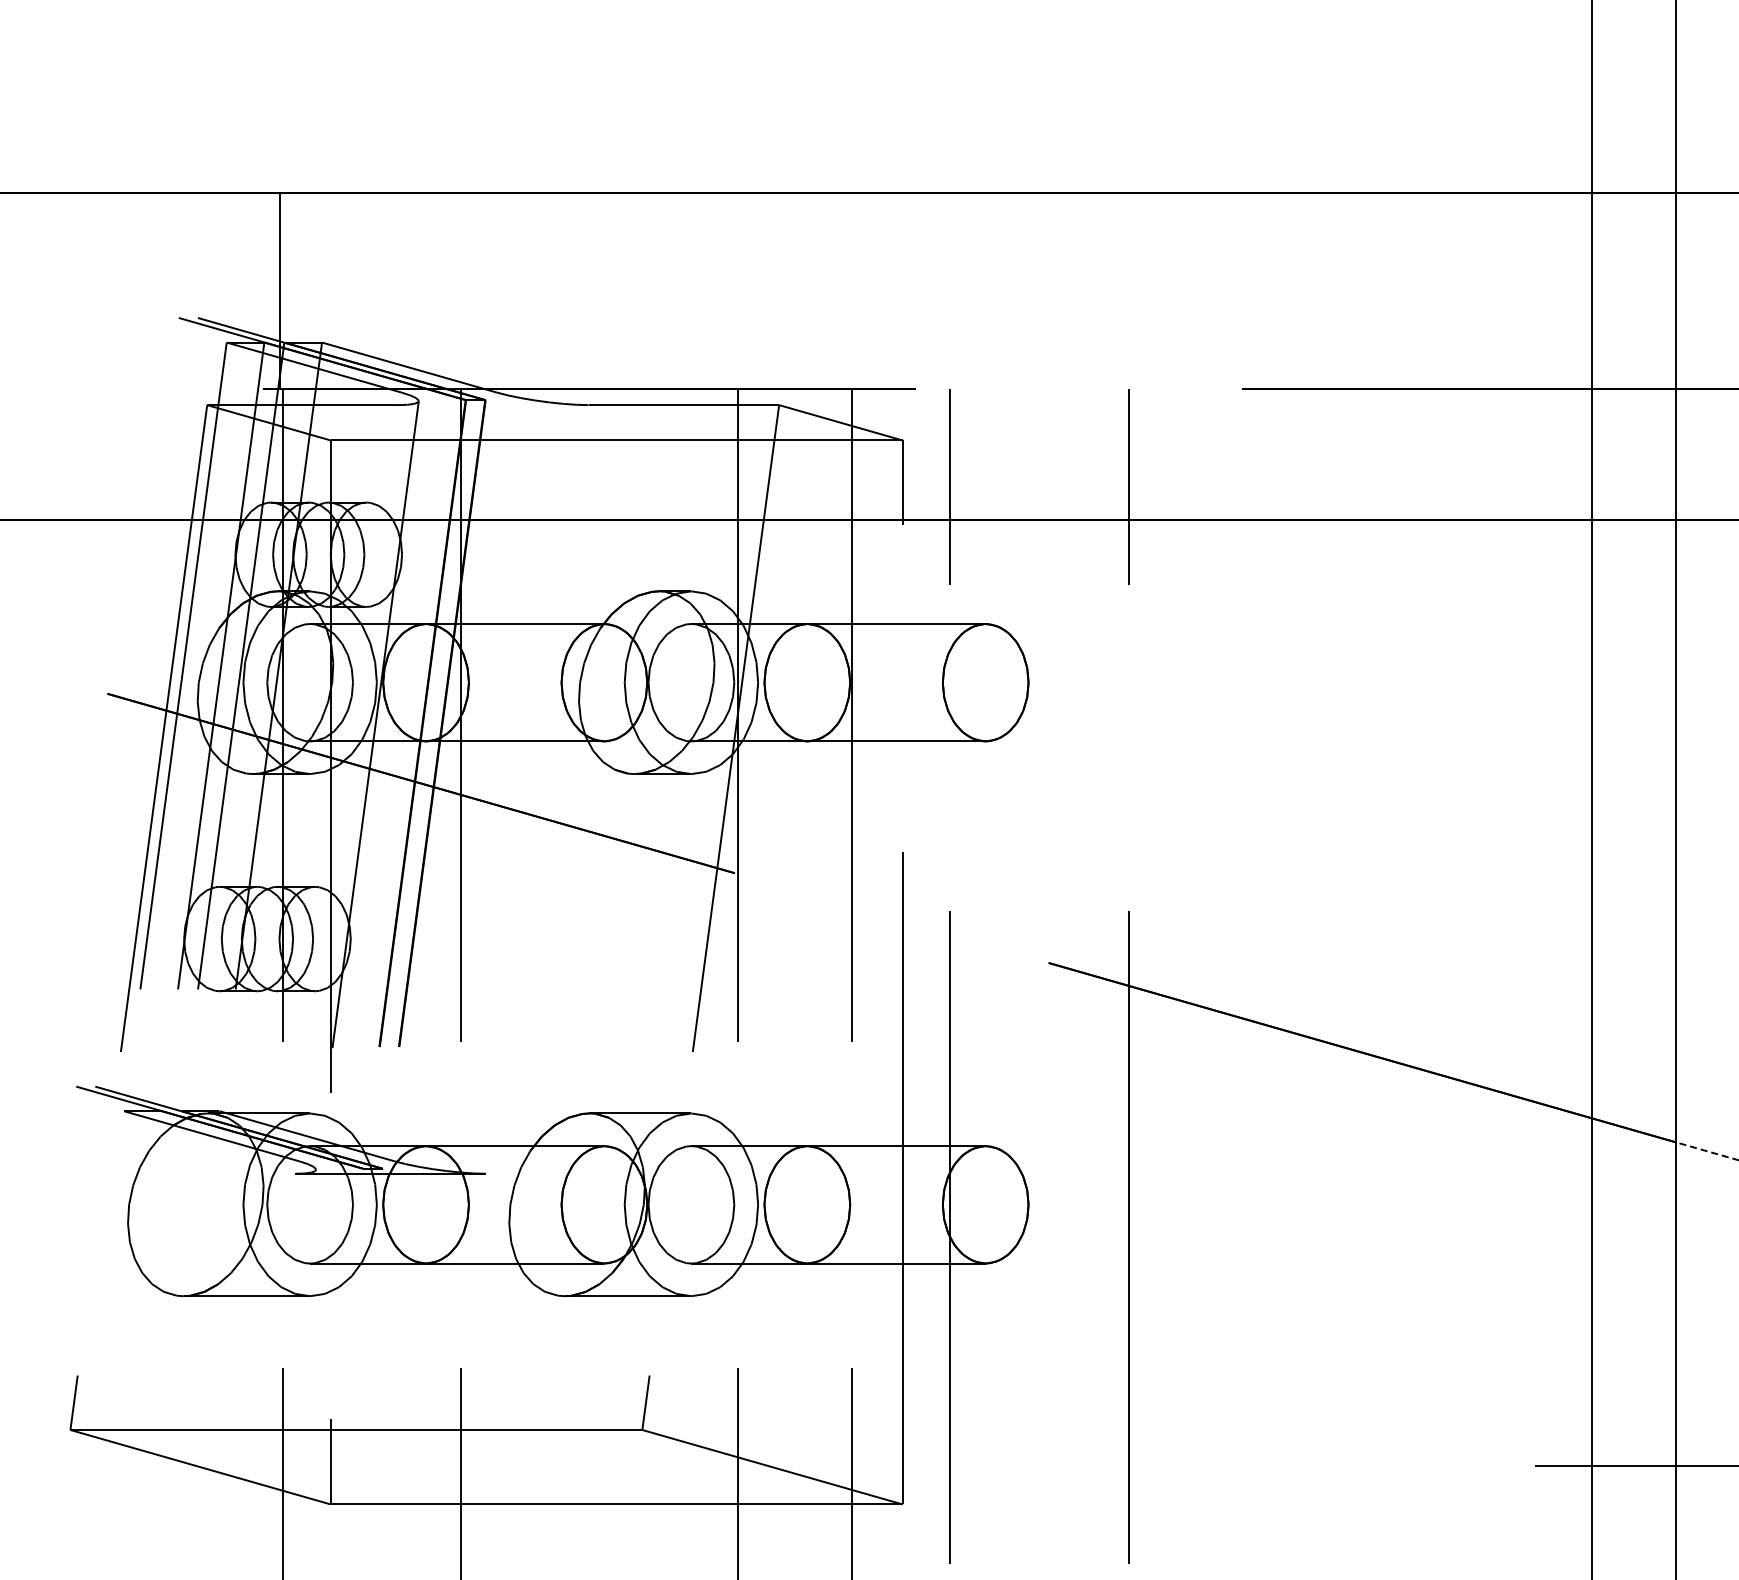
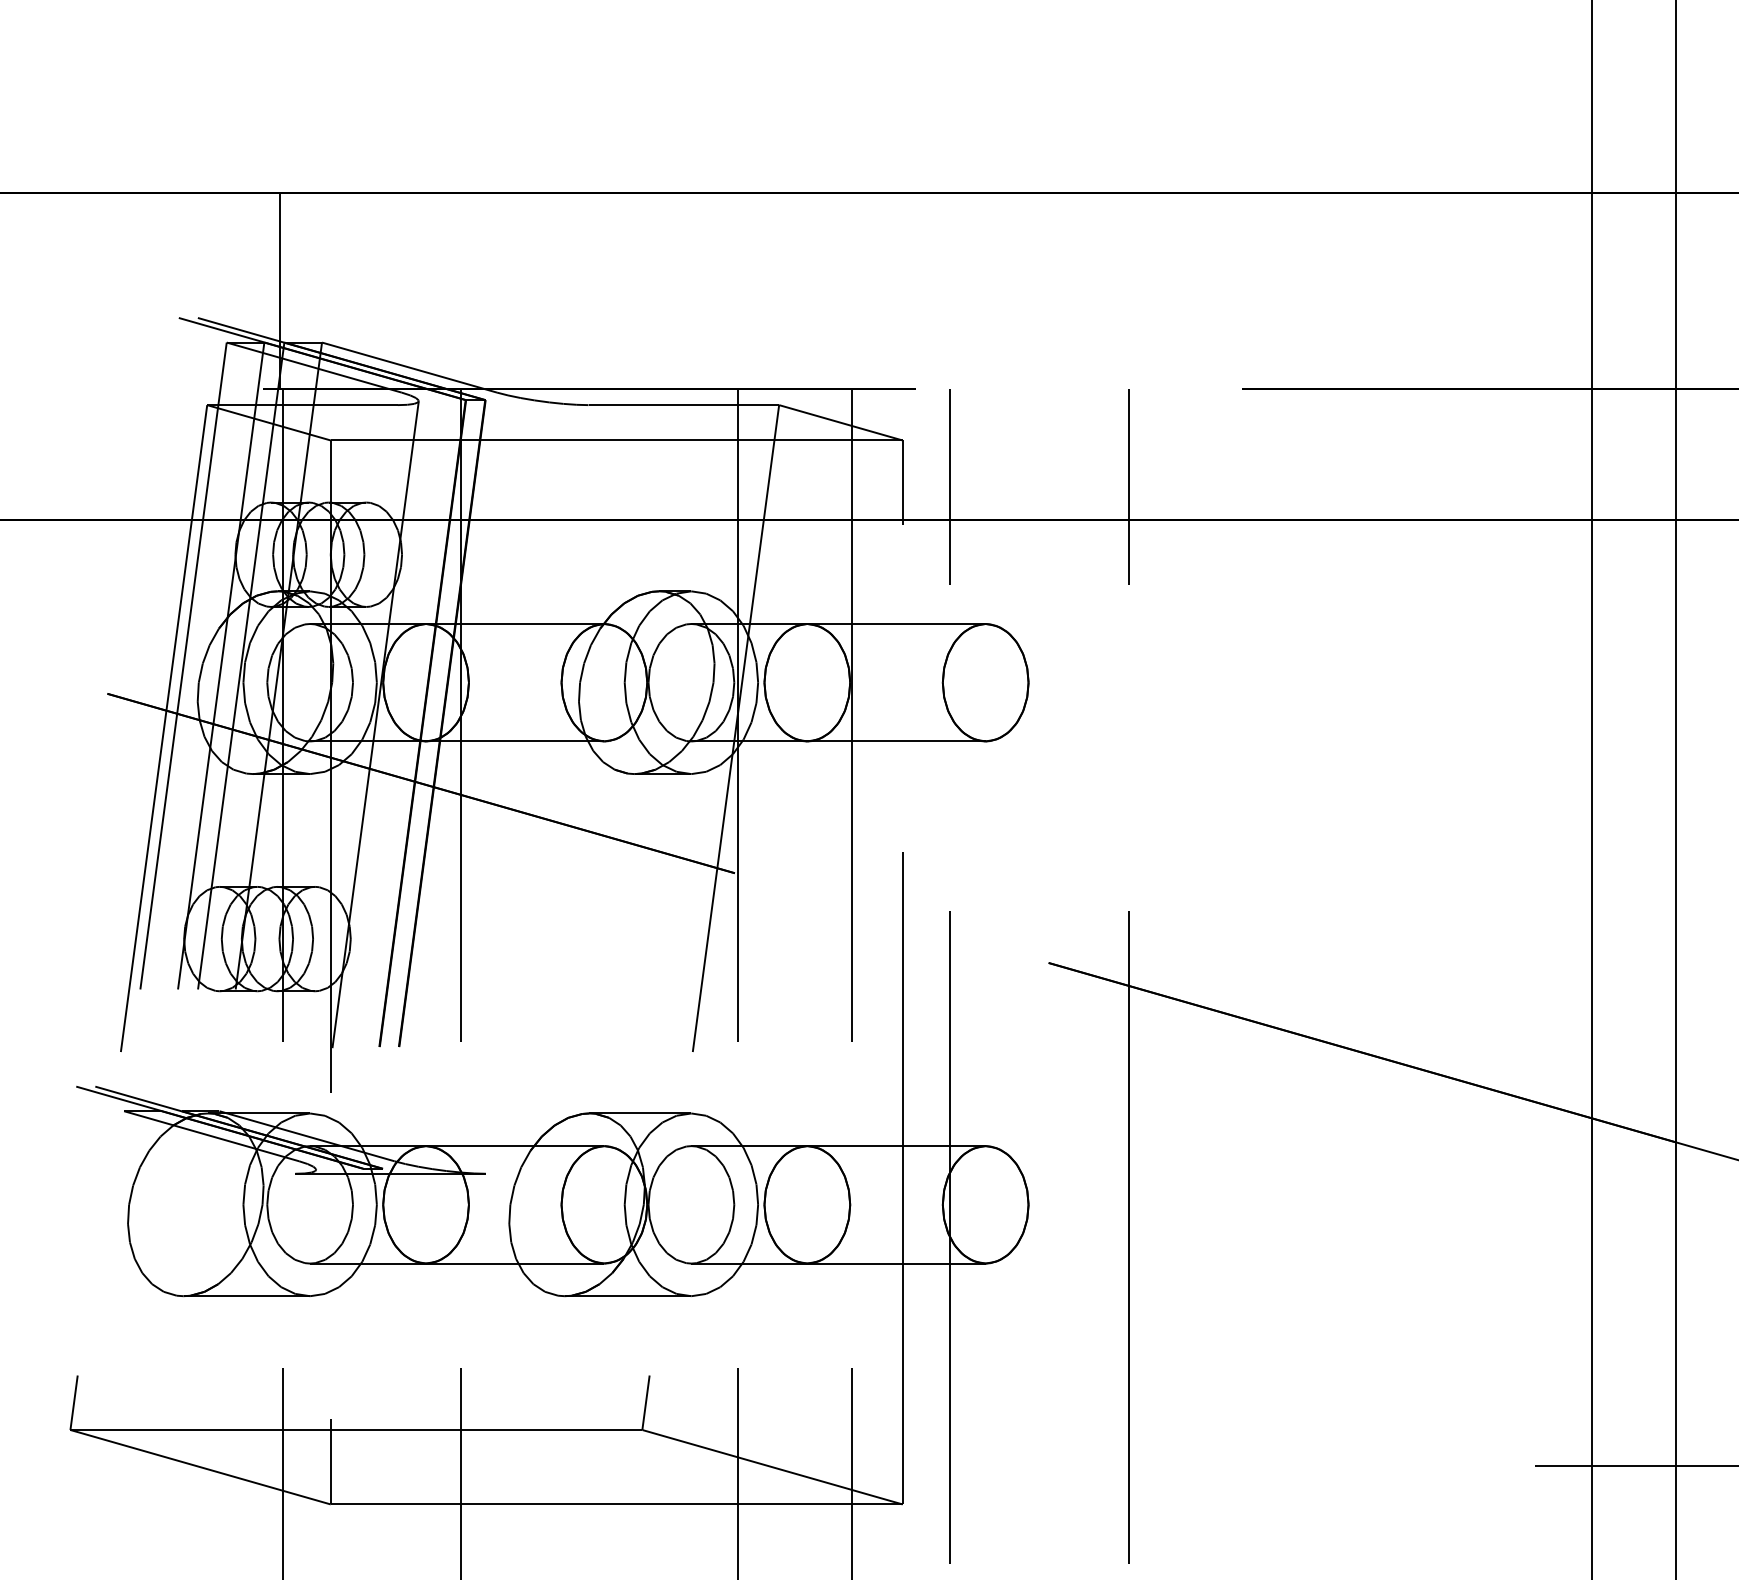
line: dashed -> solid (1706, 1151)
